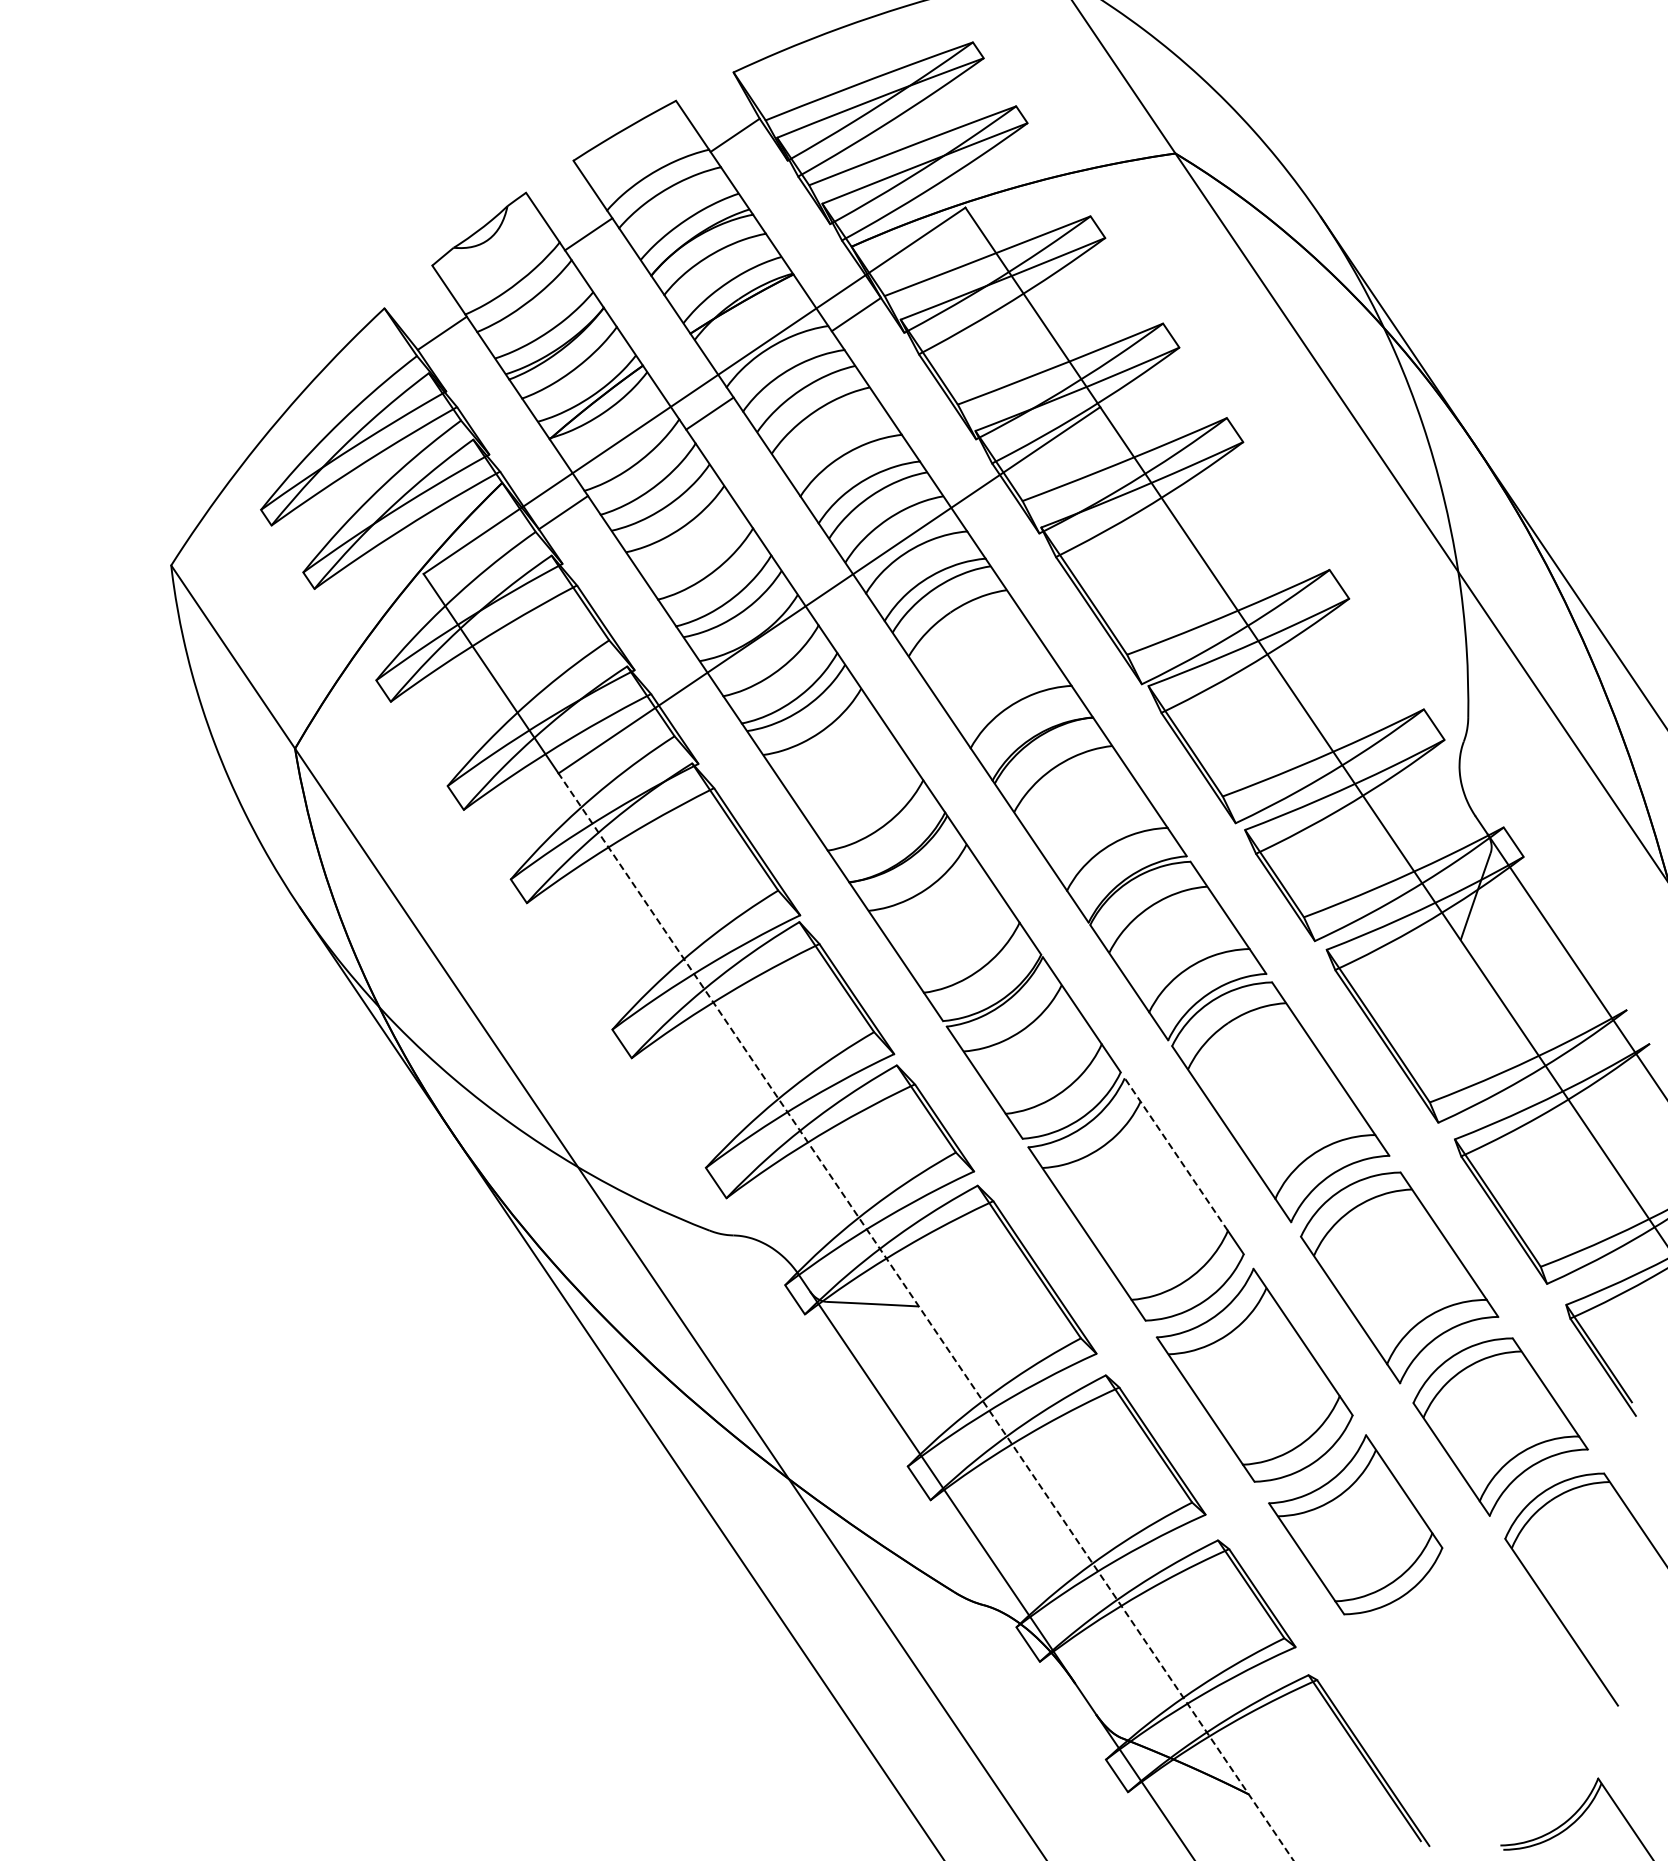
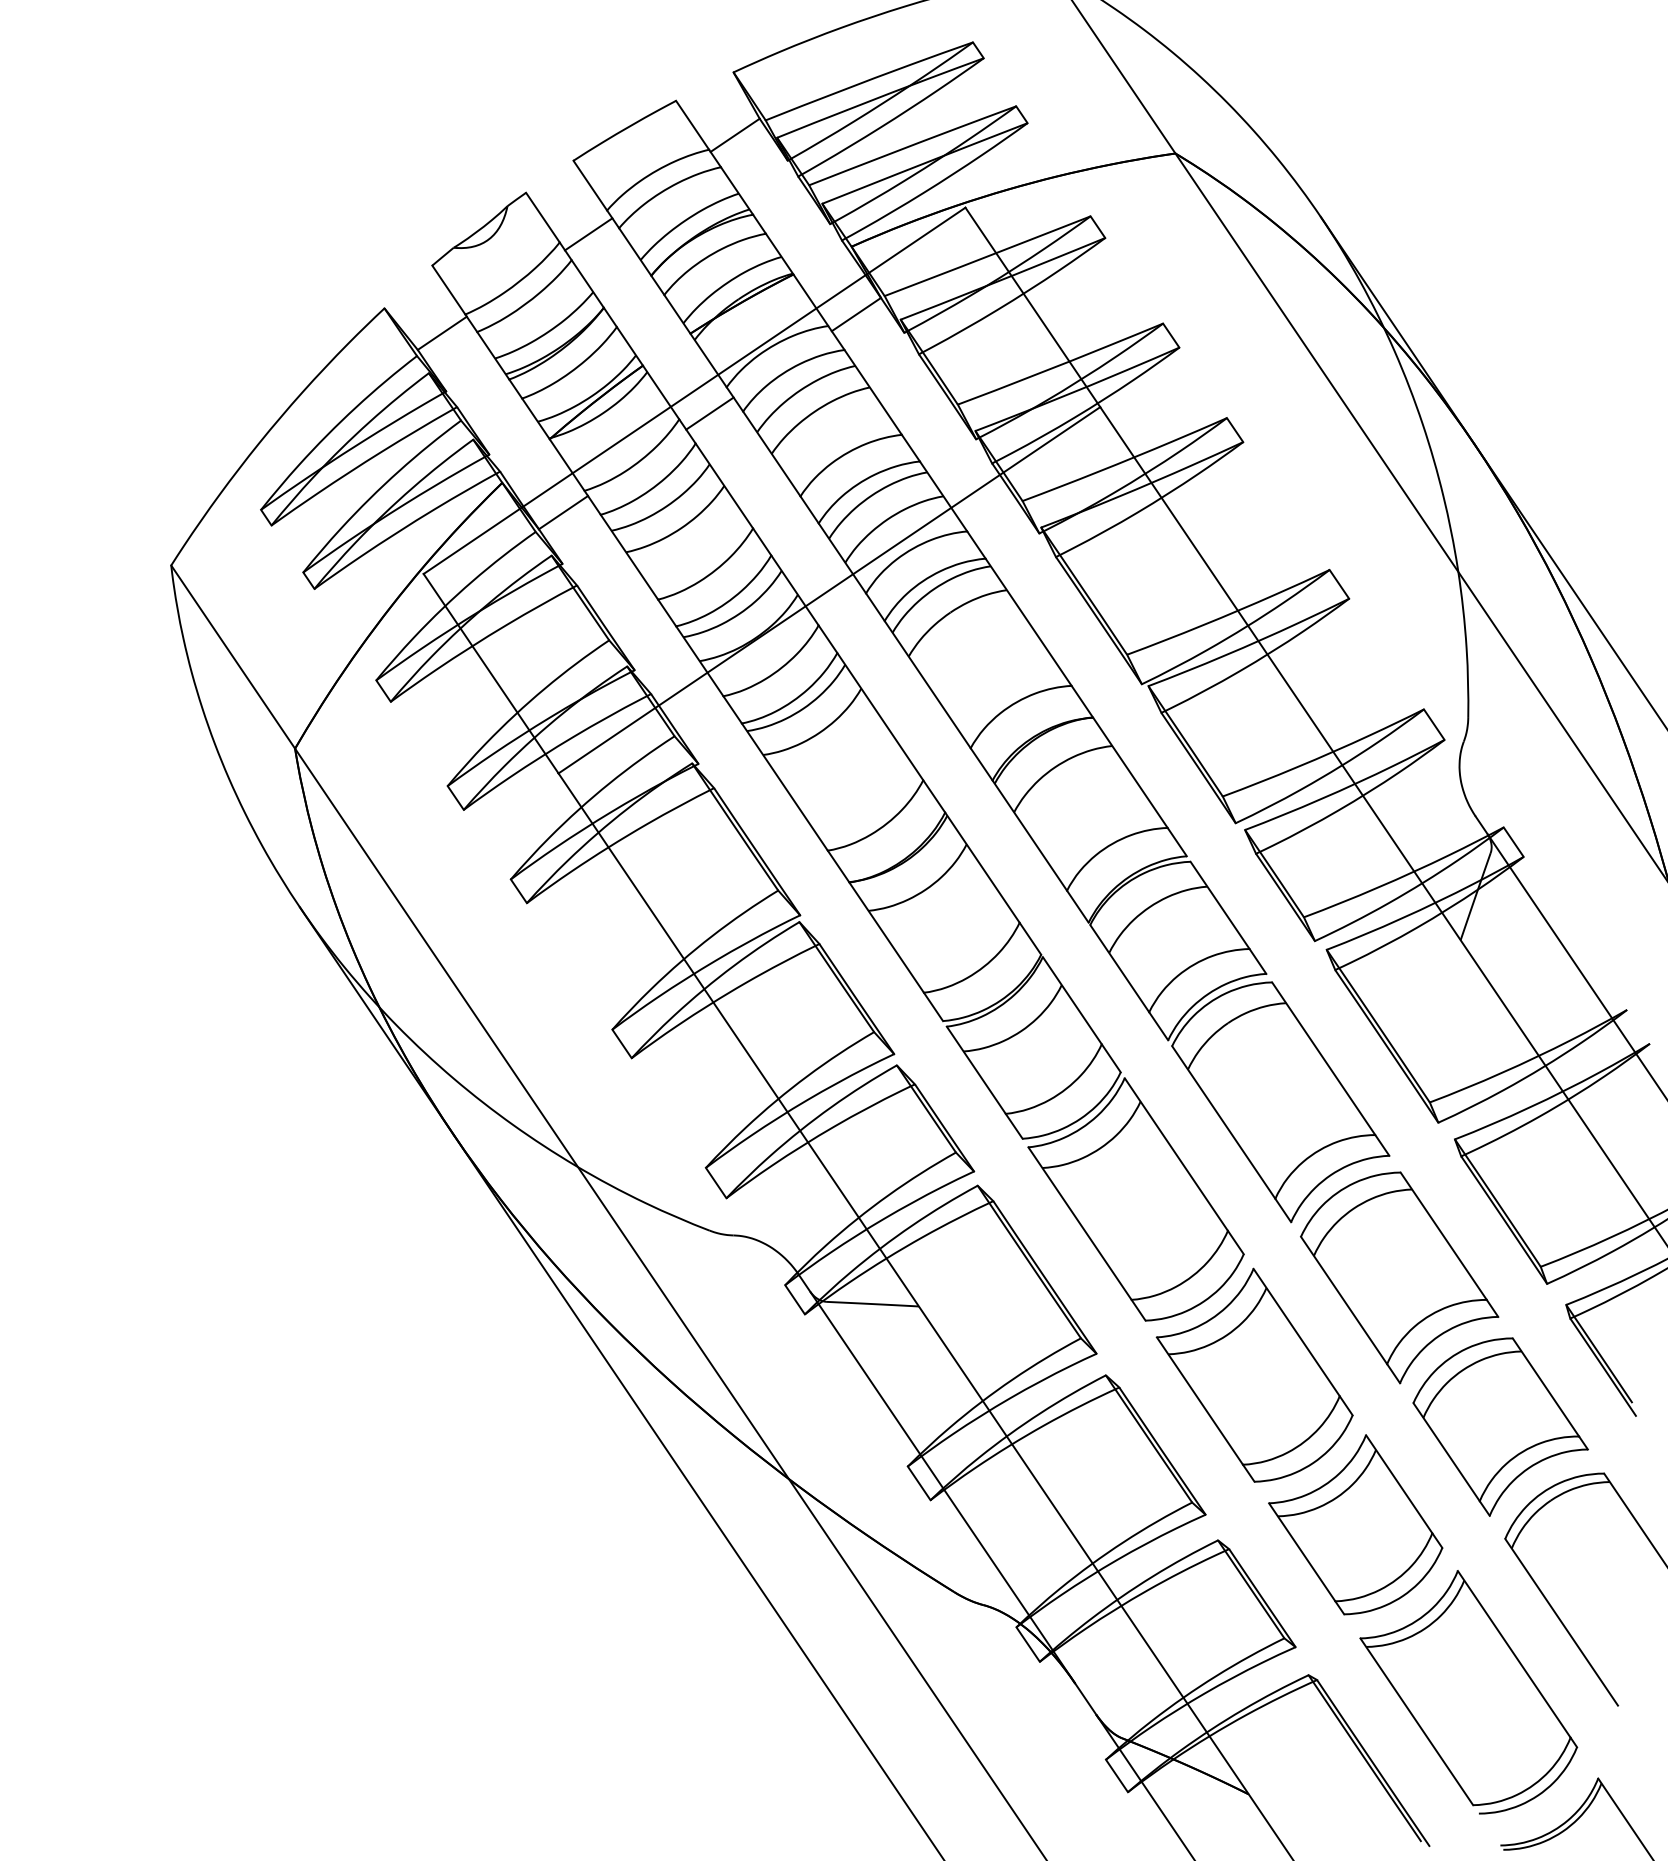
line: dashed -> solid (1176, 1154)
line: dashed -> solid (925, 1316)
part: none -> present (1468, 1692)
